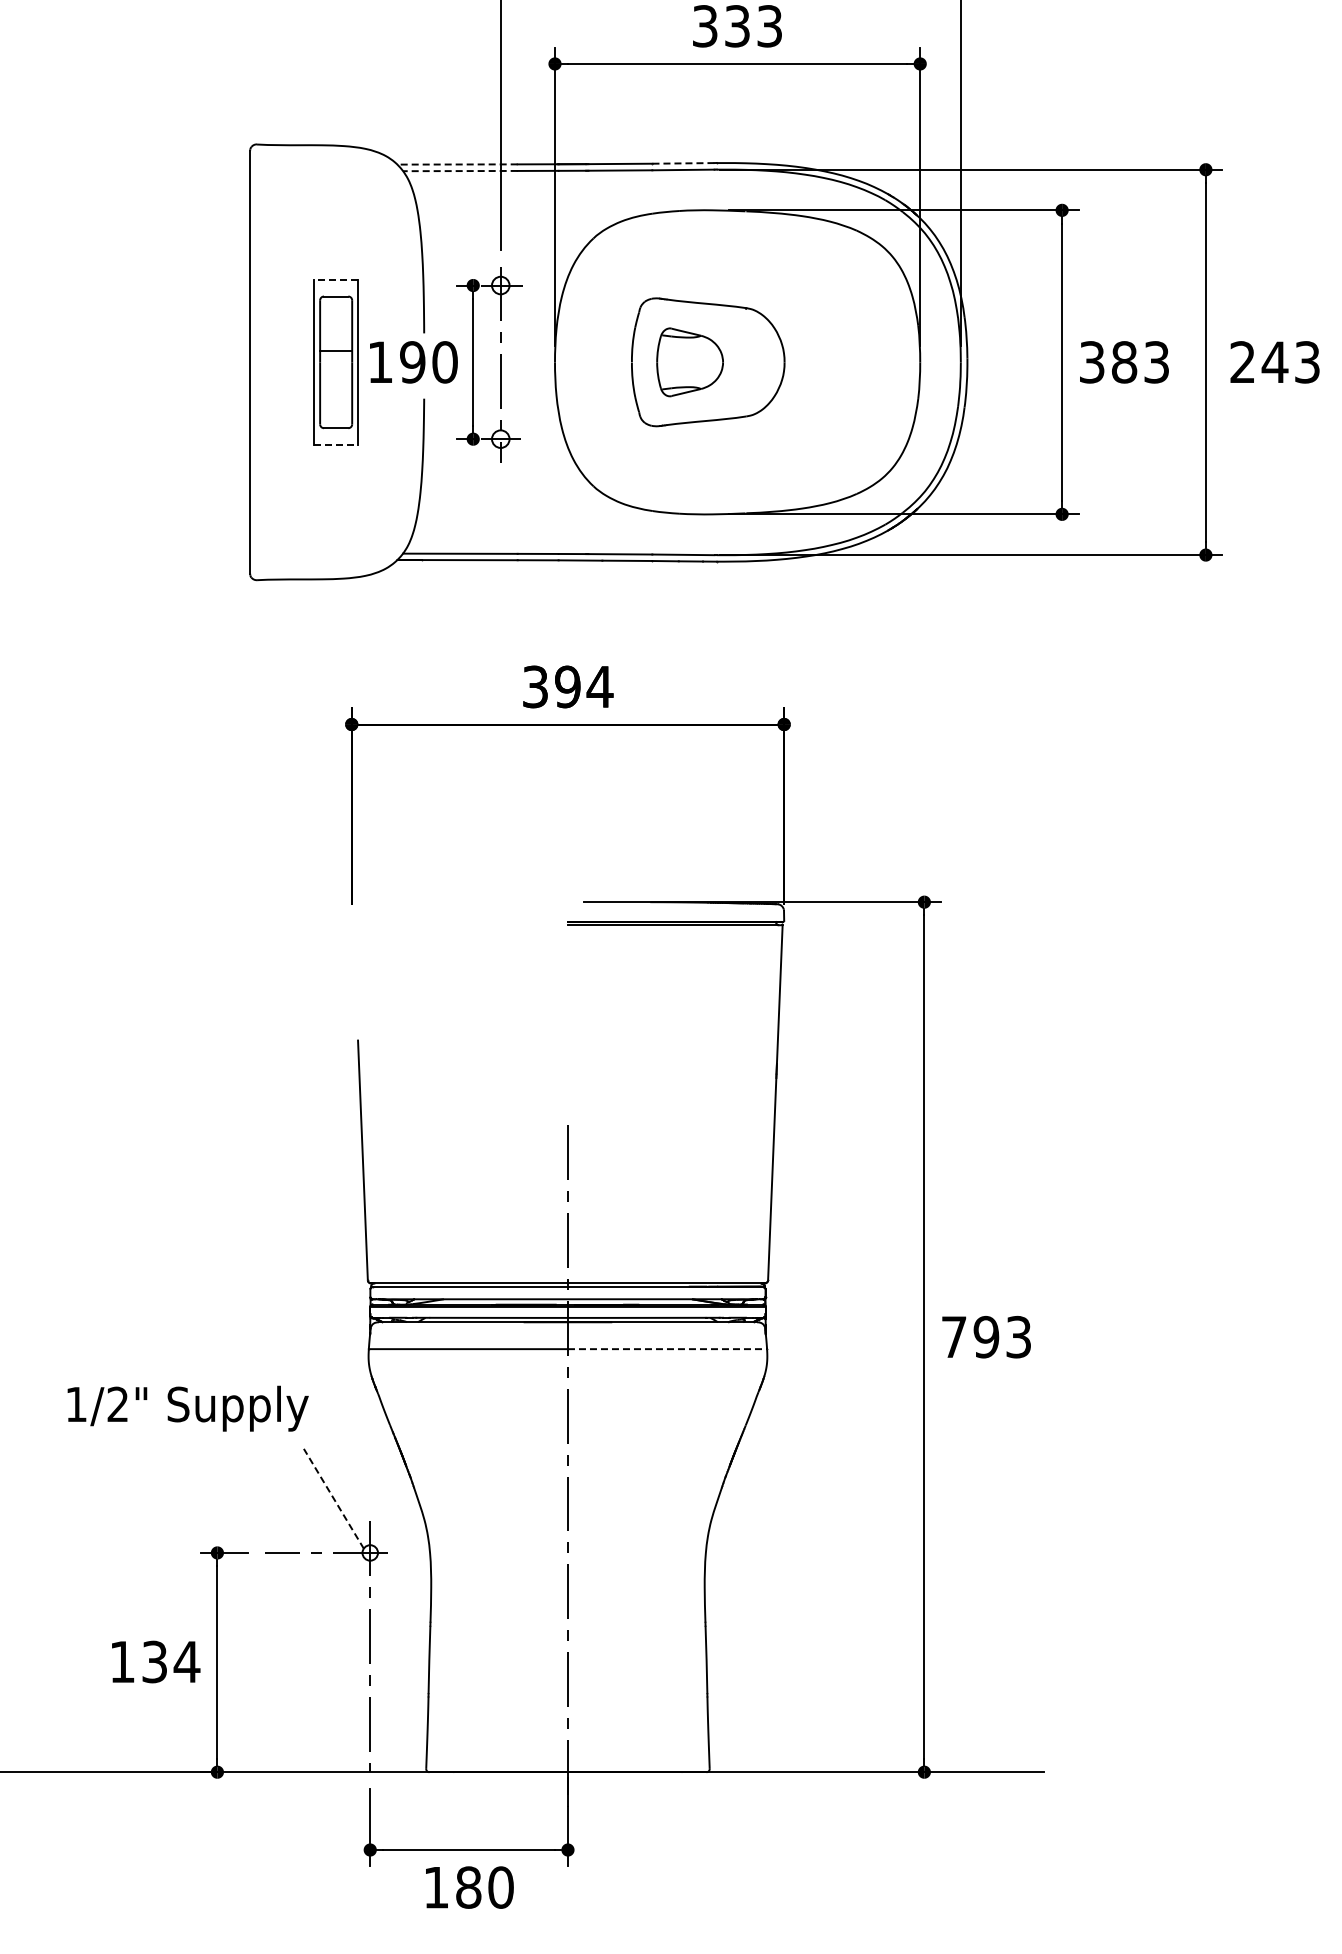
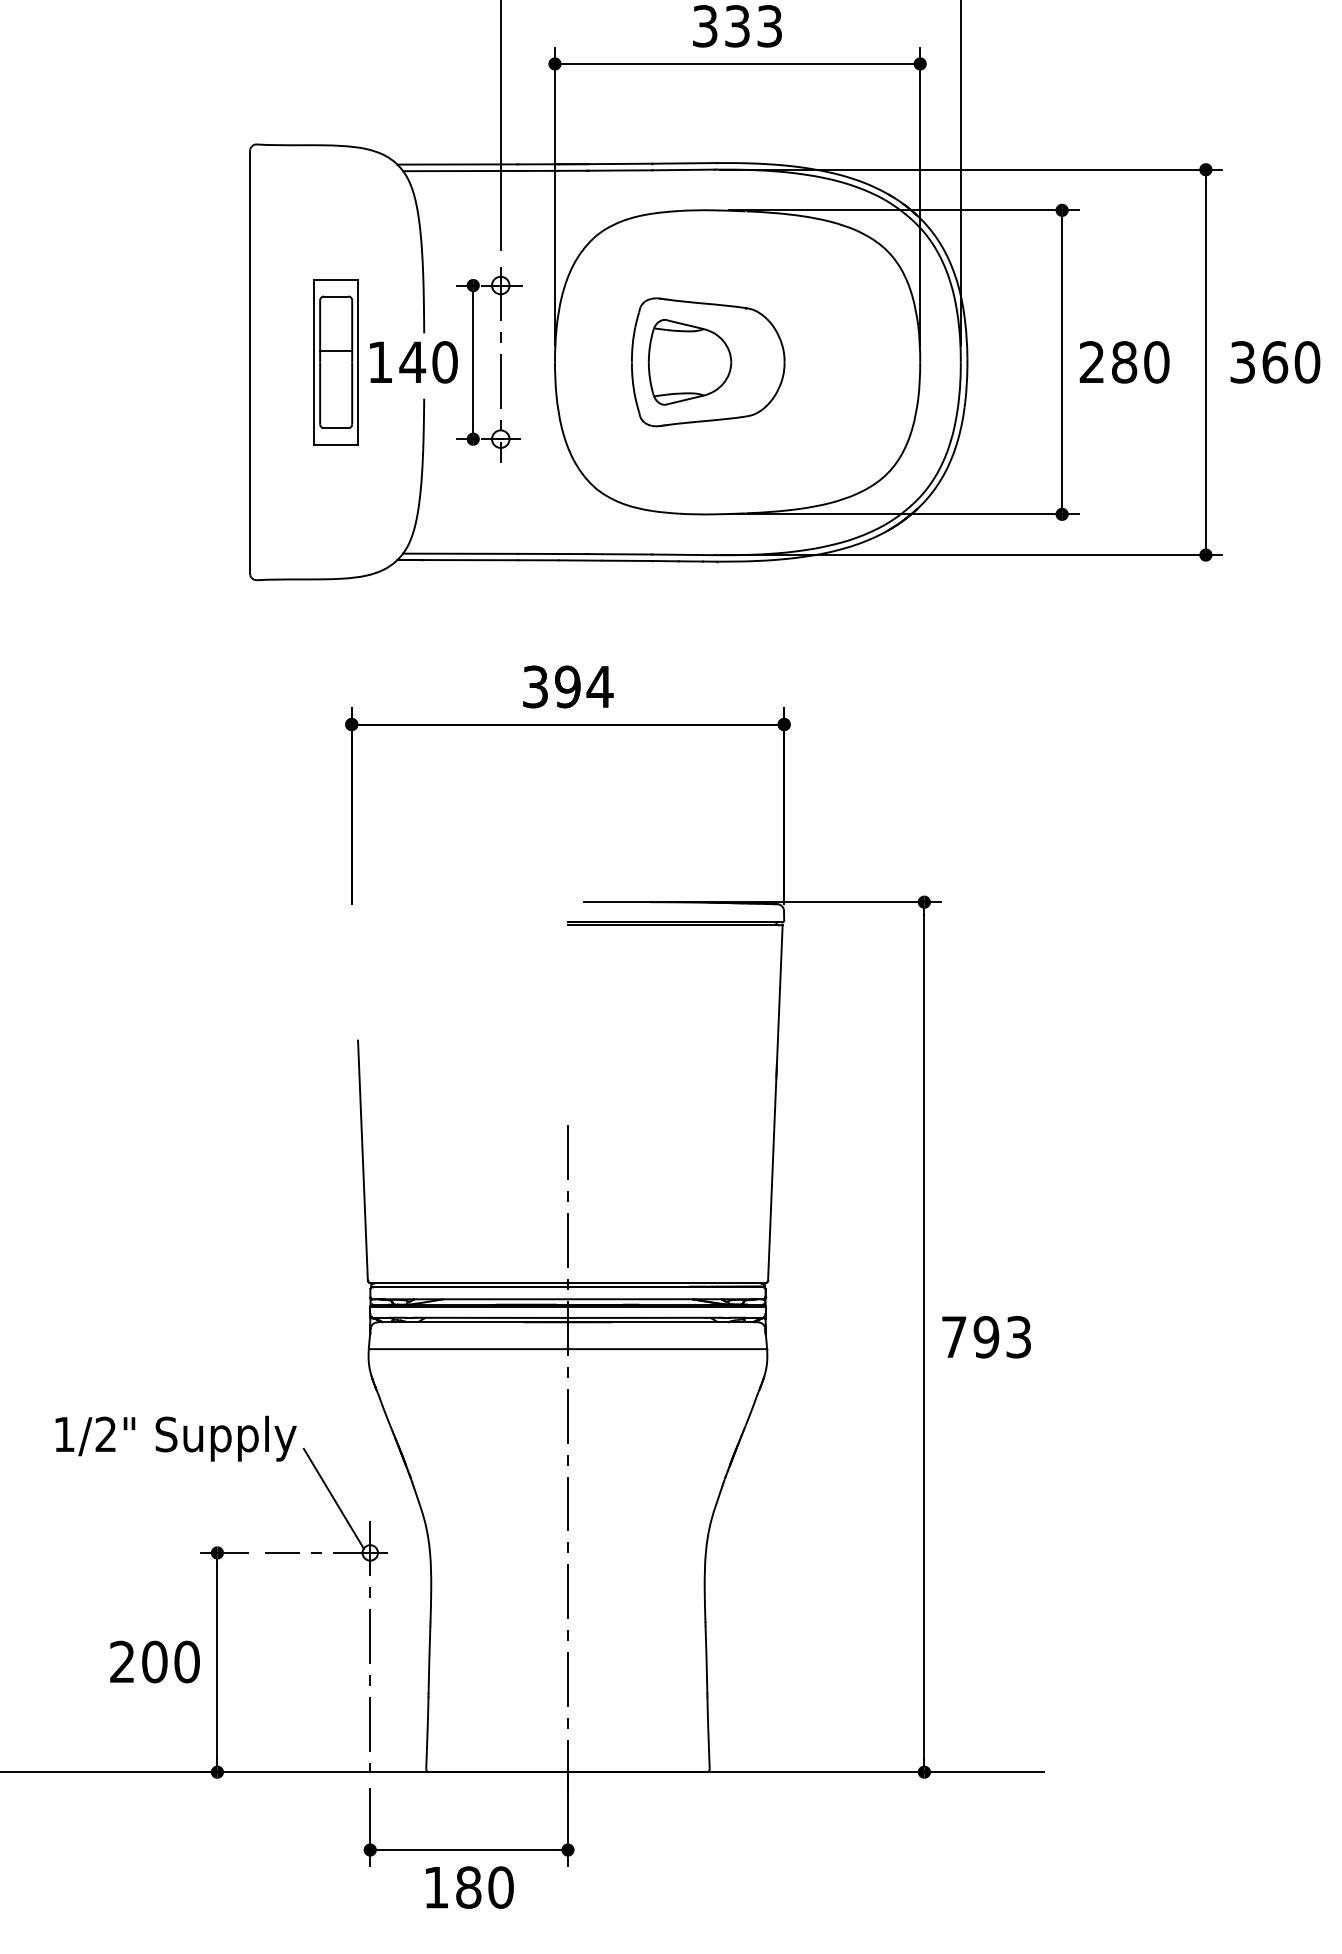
line: dashed -> solid (682, 163)
line: dashed -> solid (457, 164)
line: dashed -> solid (459, 171)
line: dashed -> solid (336, 280)
text: 190 -> 140 (412, 362)
part size: 68x71 px -> 85x87 px (690, 362)
text: 383 -> 280 (1124, 362)
text: 243 -> 360 (1275, 362)
line: dashed -> solid (336, 444)
line: dashed -> solid (667, 1349)
text position: (187, 1408) -> (175, 1438) (175, 1438)
line: dashed -> solid (333, 1498)
text: 134 -> 200 (155, 1661)
